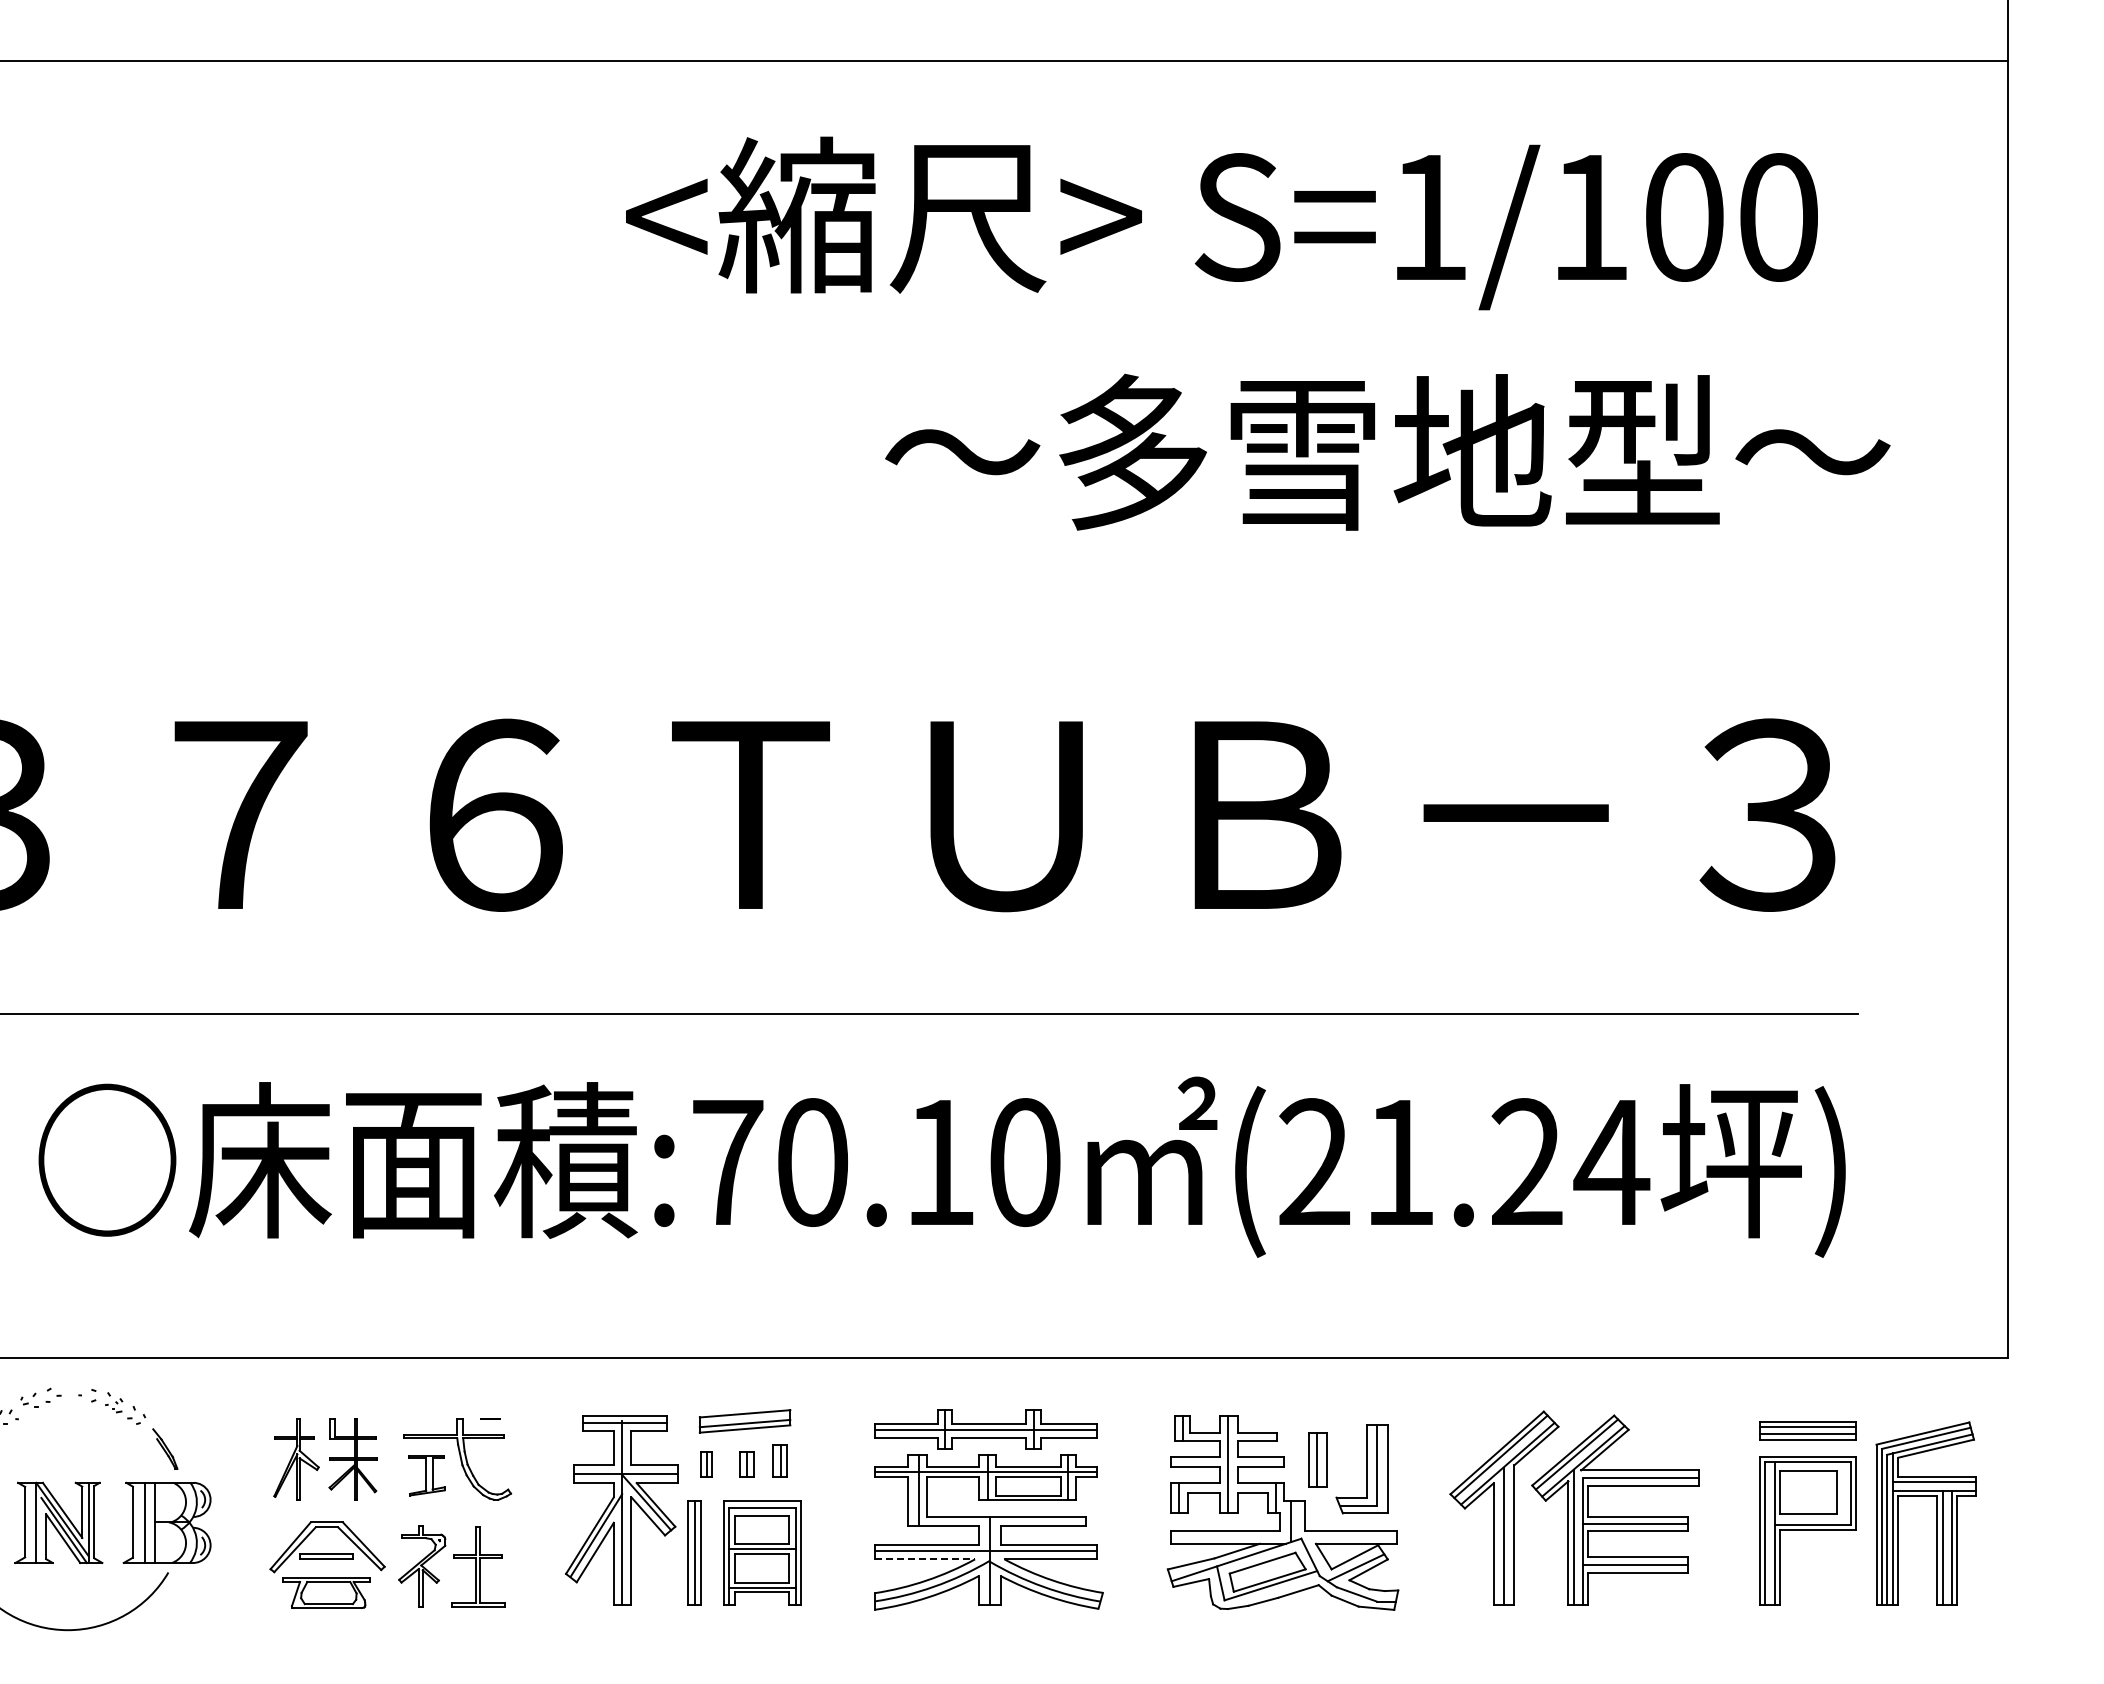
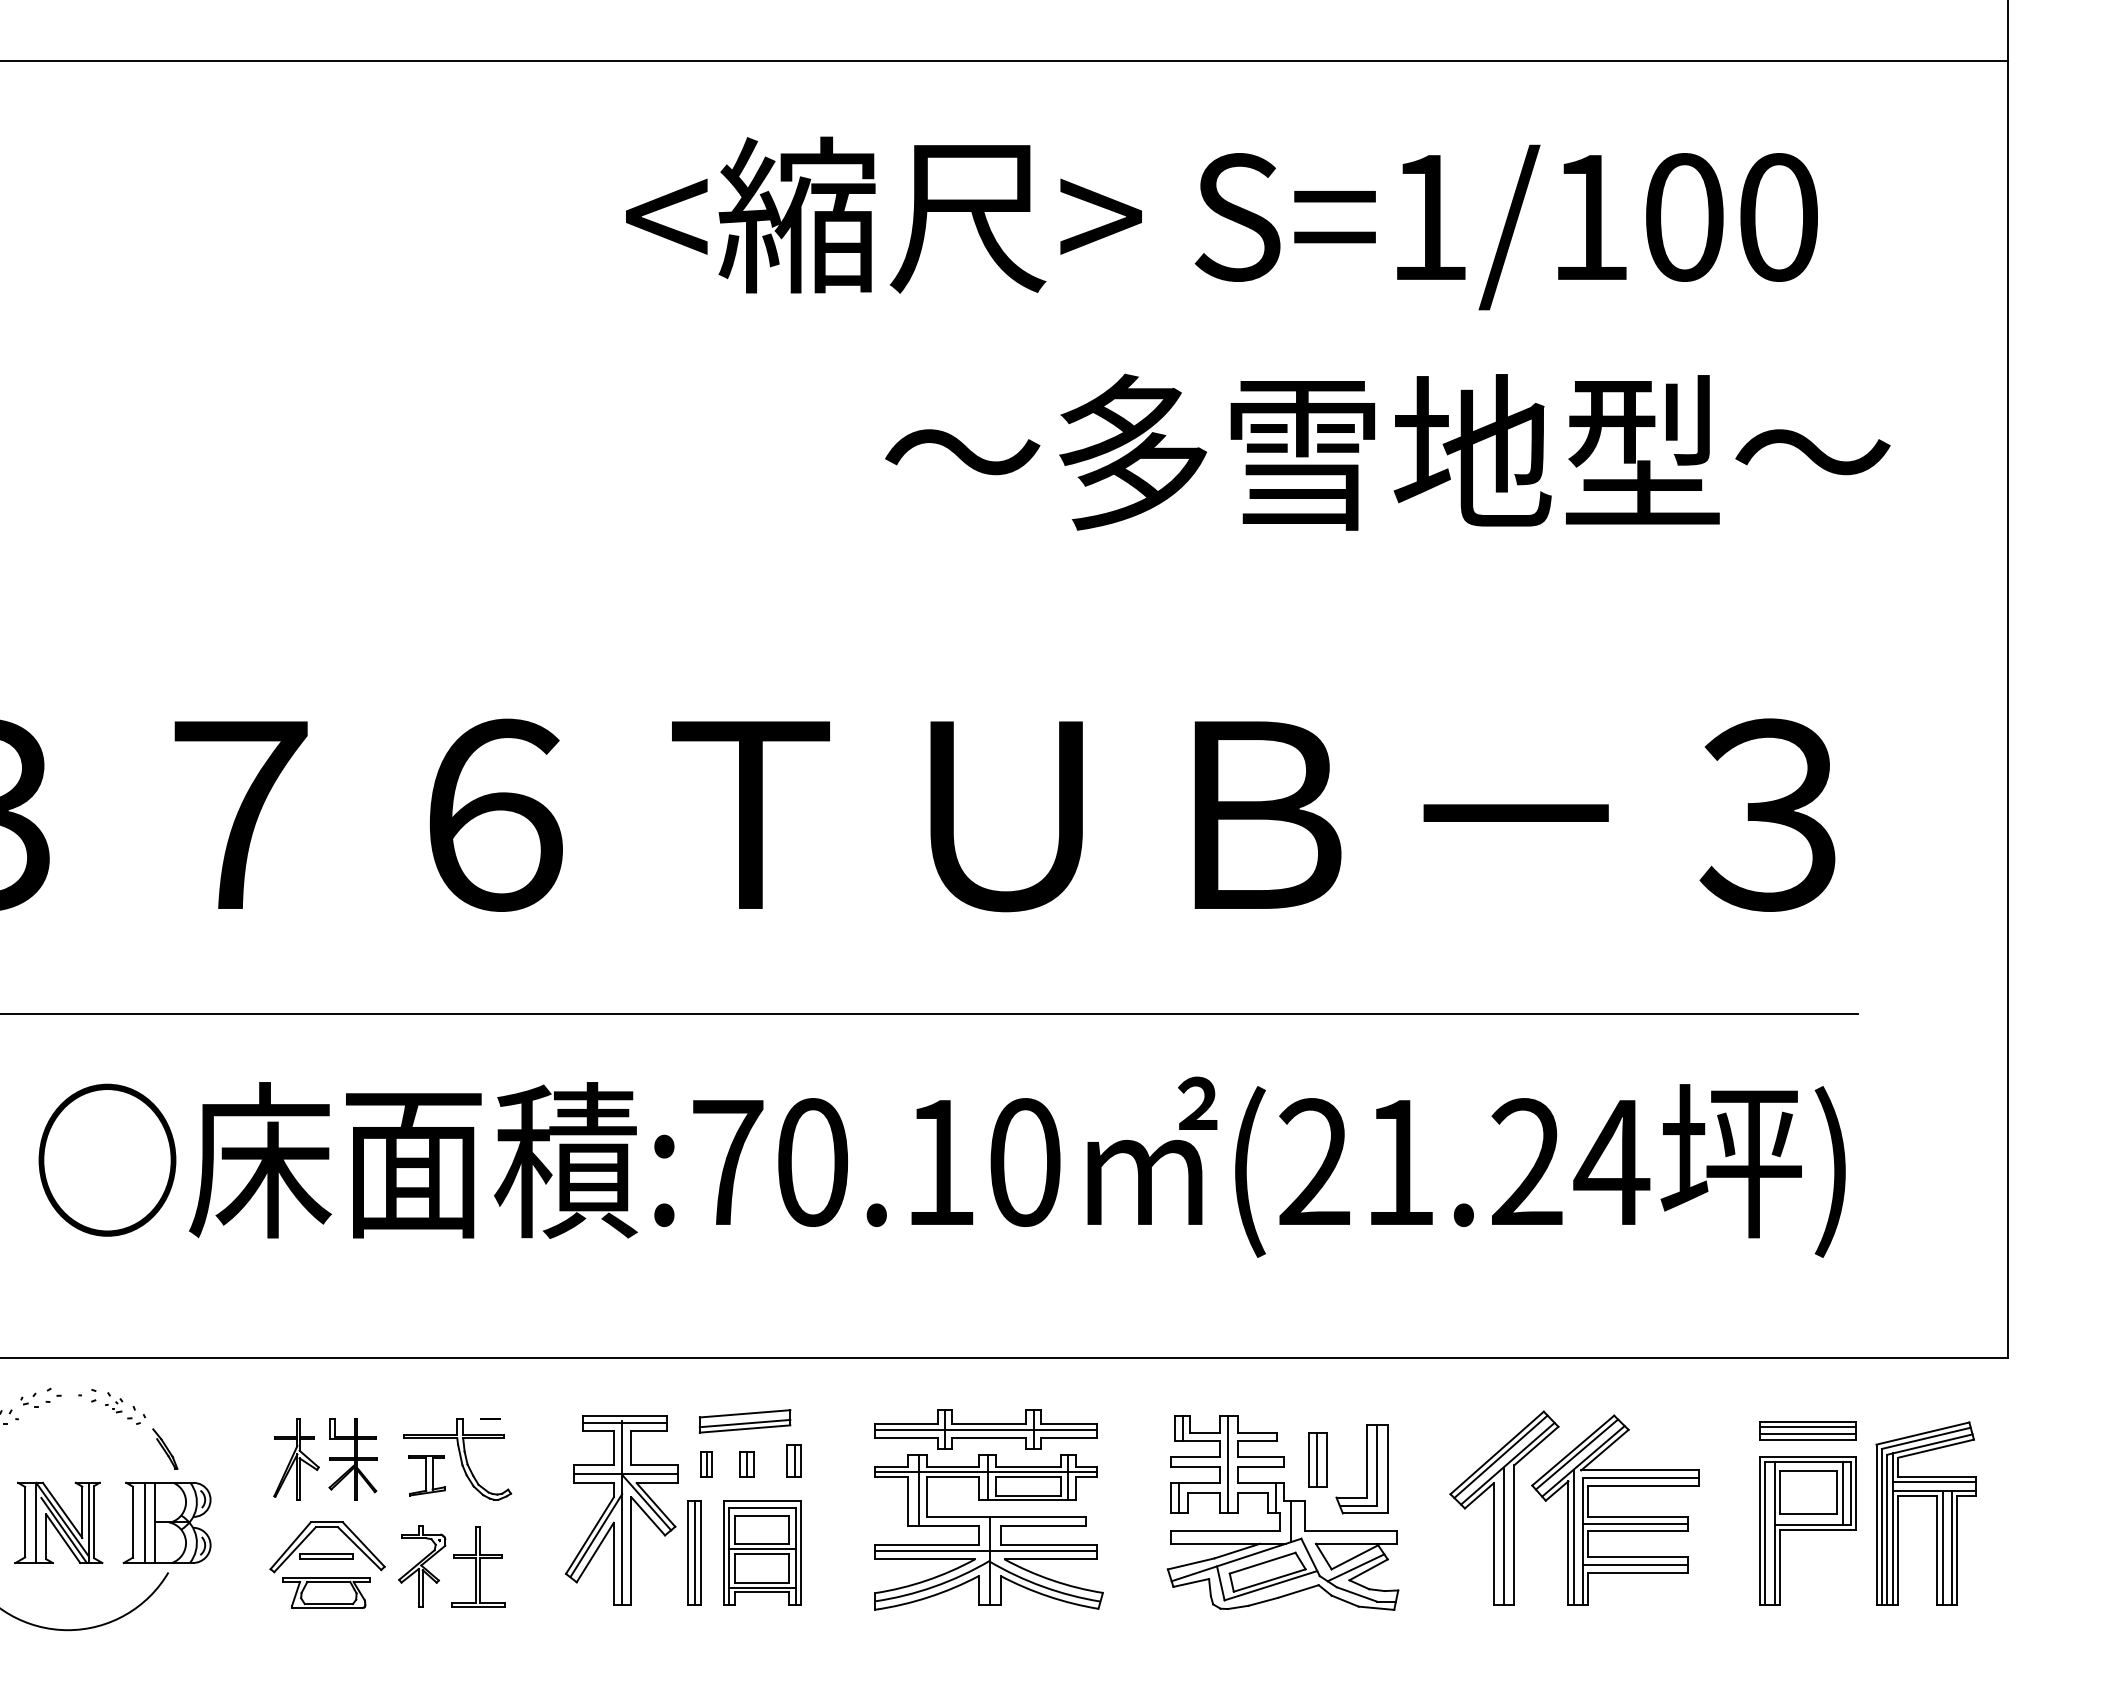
part position: (779, 1460) -> (793, 1460) (793, 1460)
line: none -> present (1842, 1493)
line: dashed -> solid (925, 1559)
